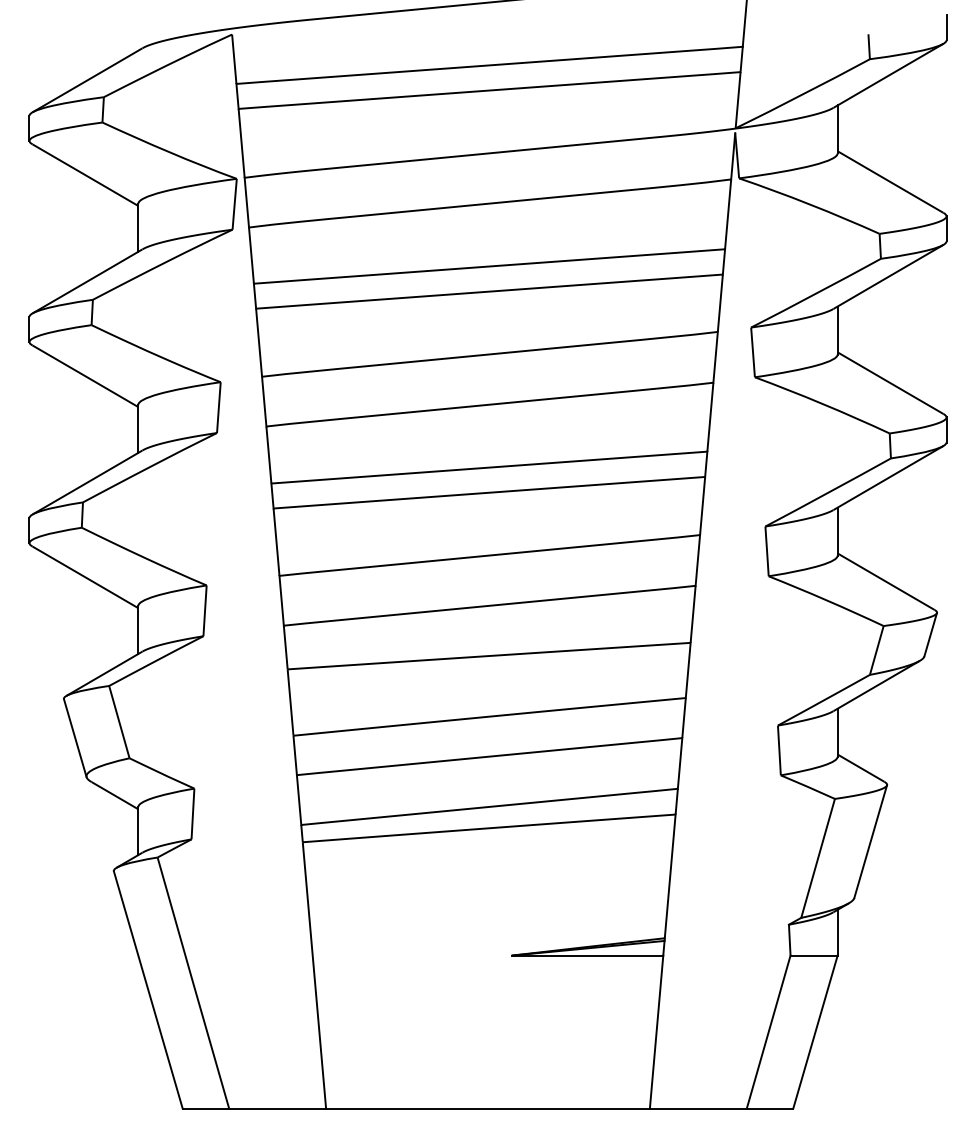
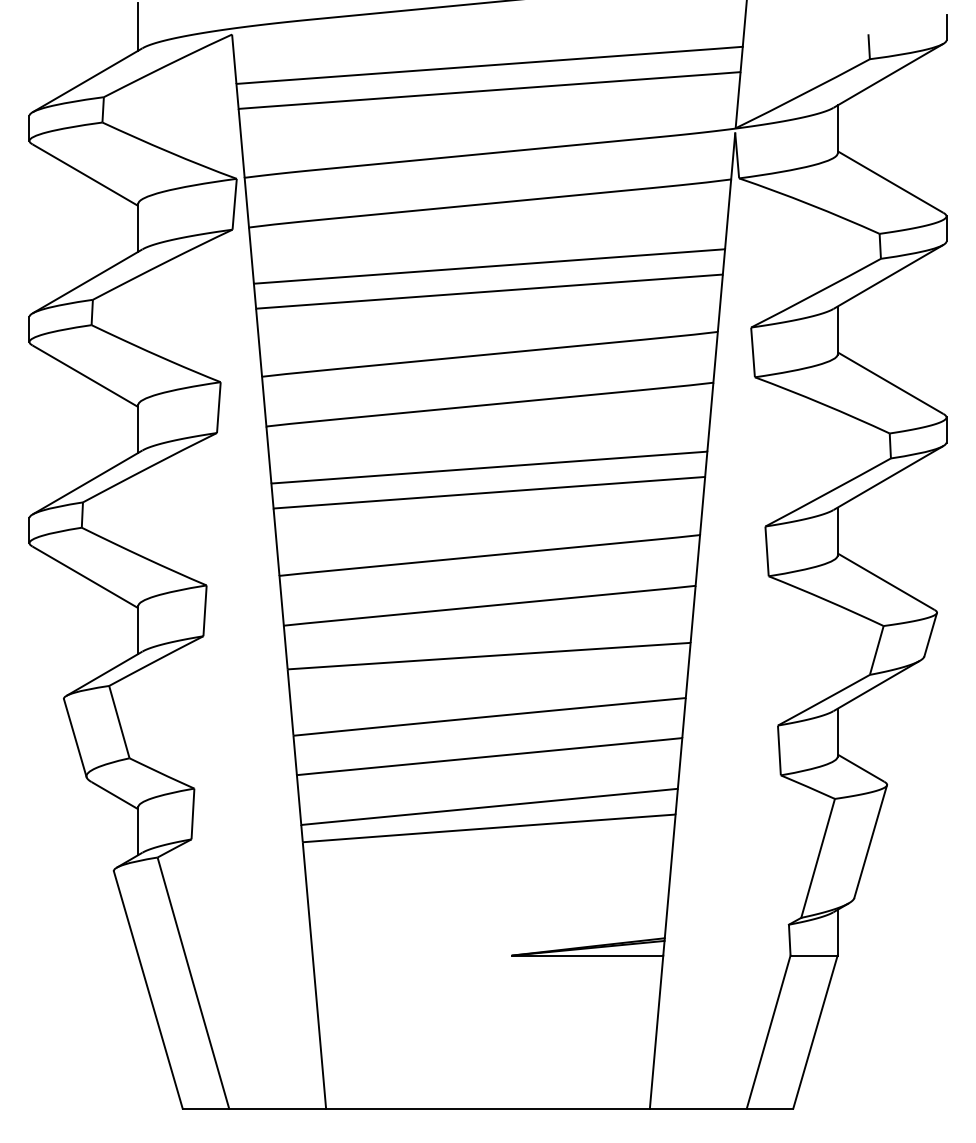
line: none -> present (138, 26)
